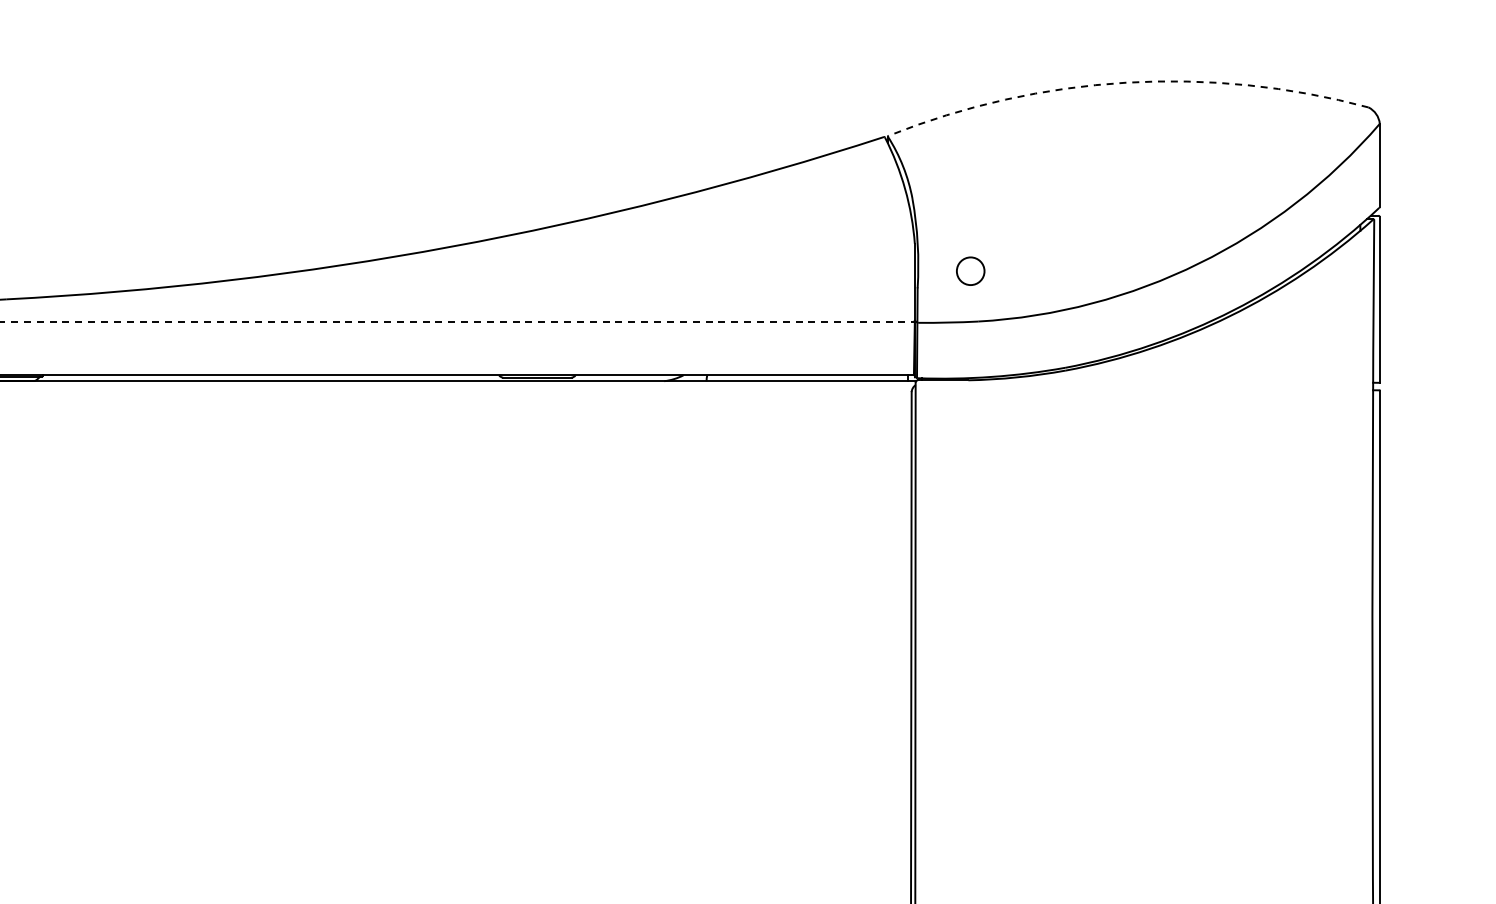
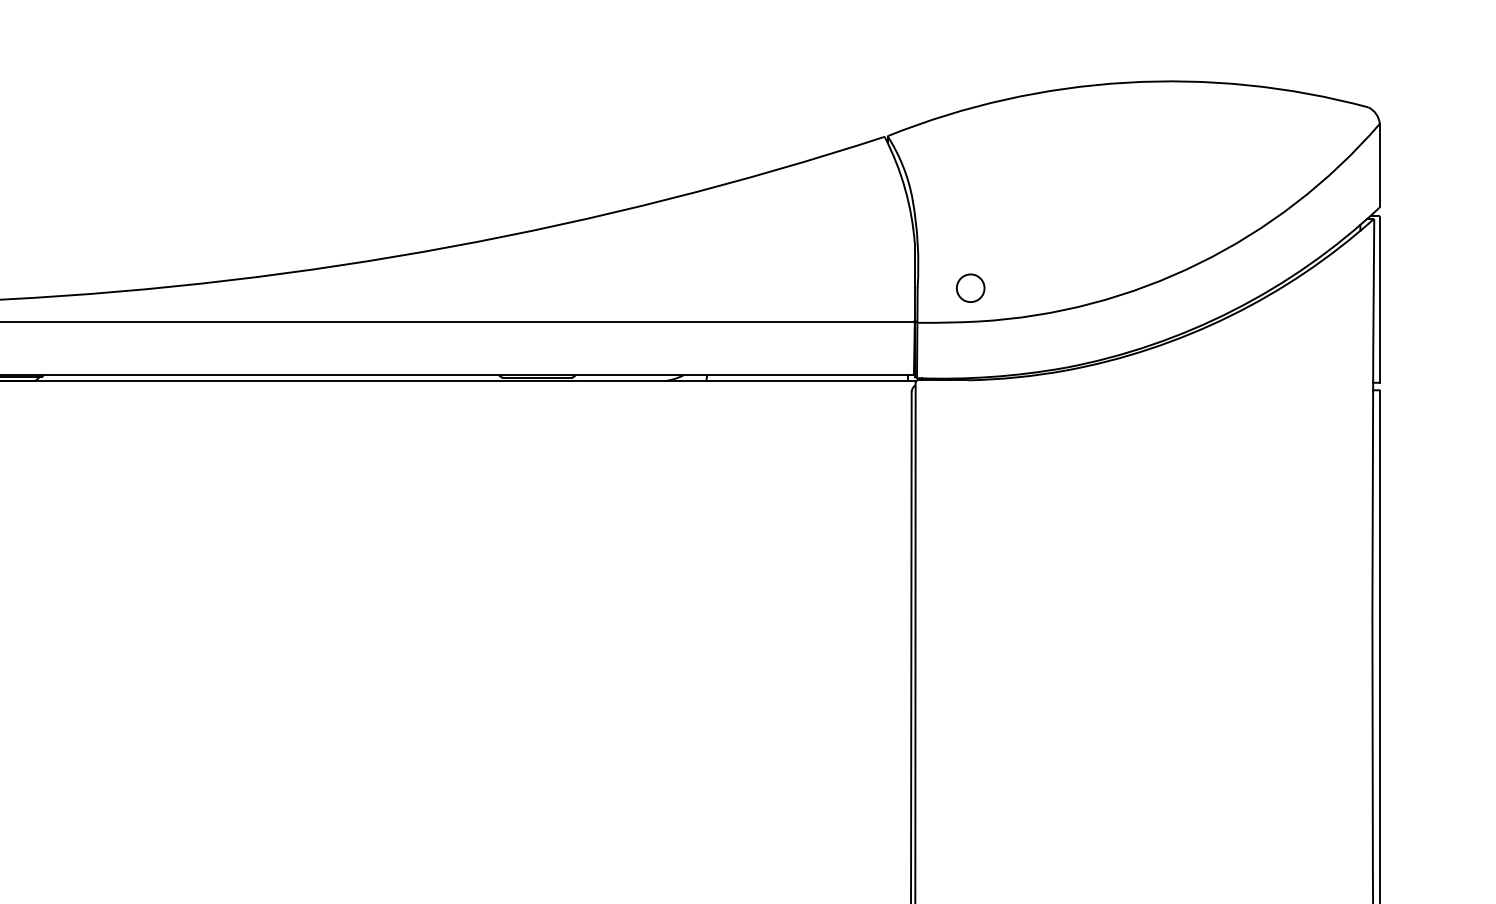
arc: dashed -> solid (1126, 82)
circle position: (970, 270) -> (970, 287) (970, 287)
line: dashed -> solid (458, 322)
